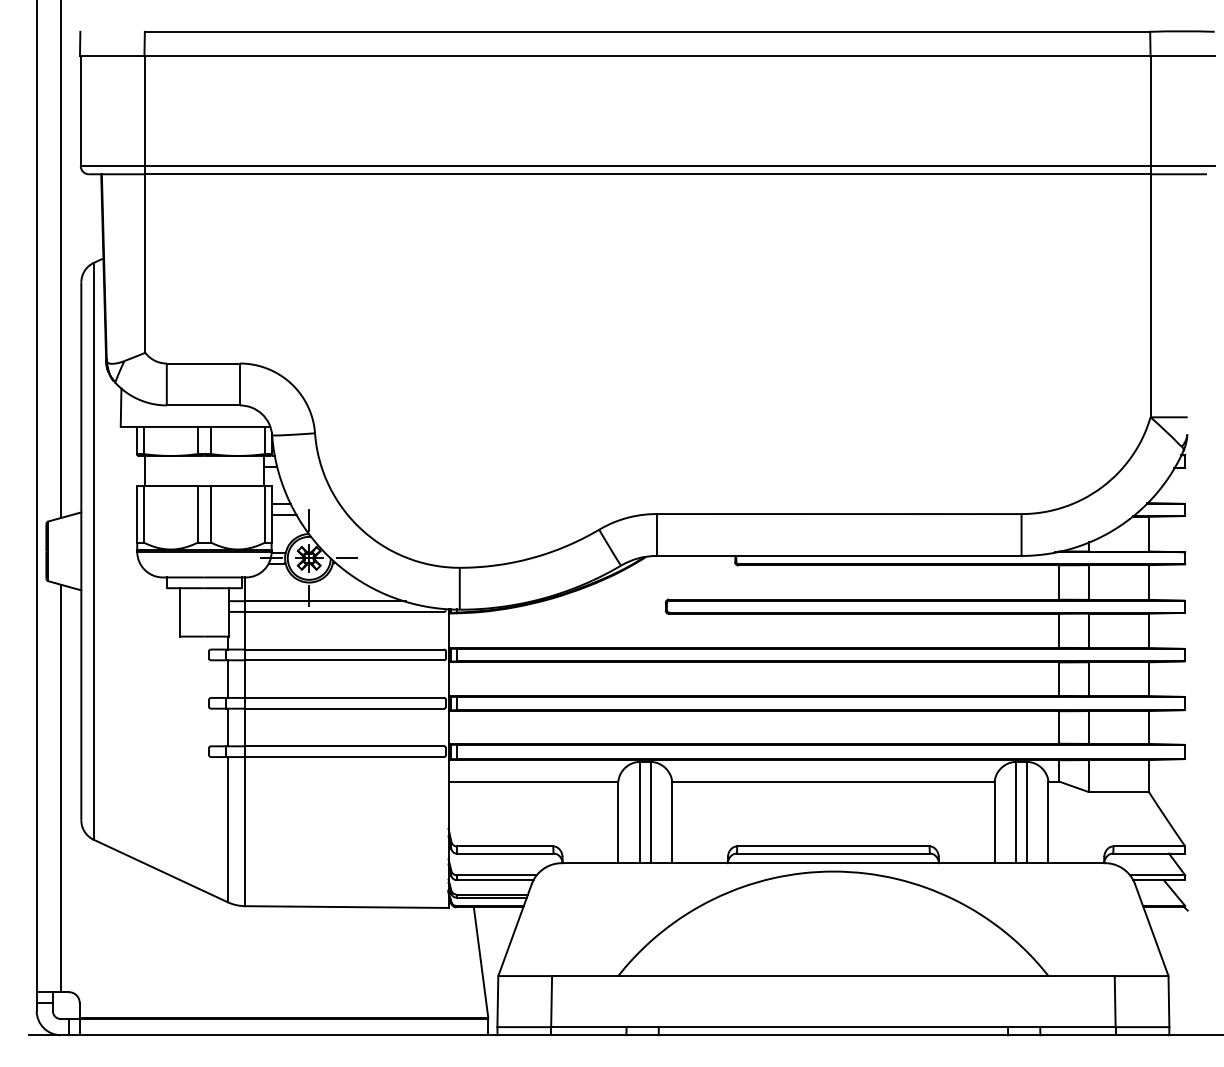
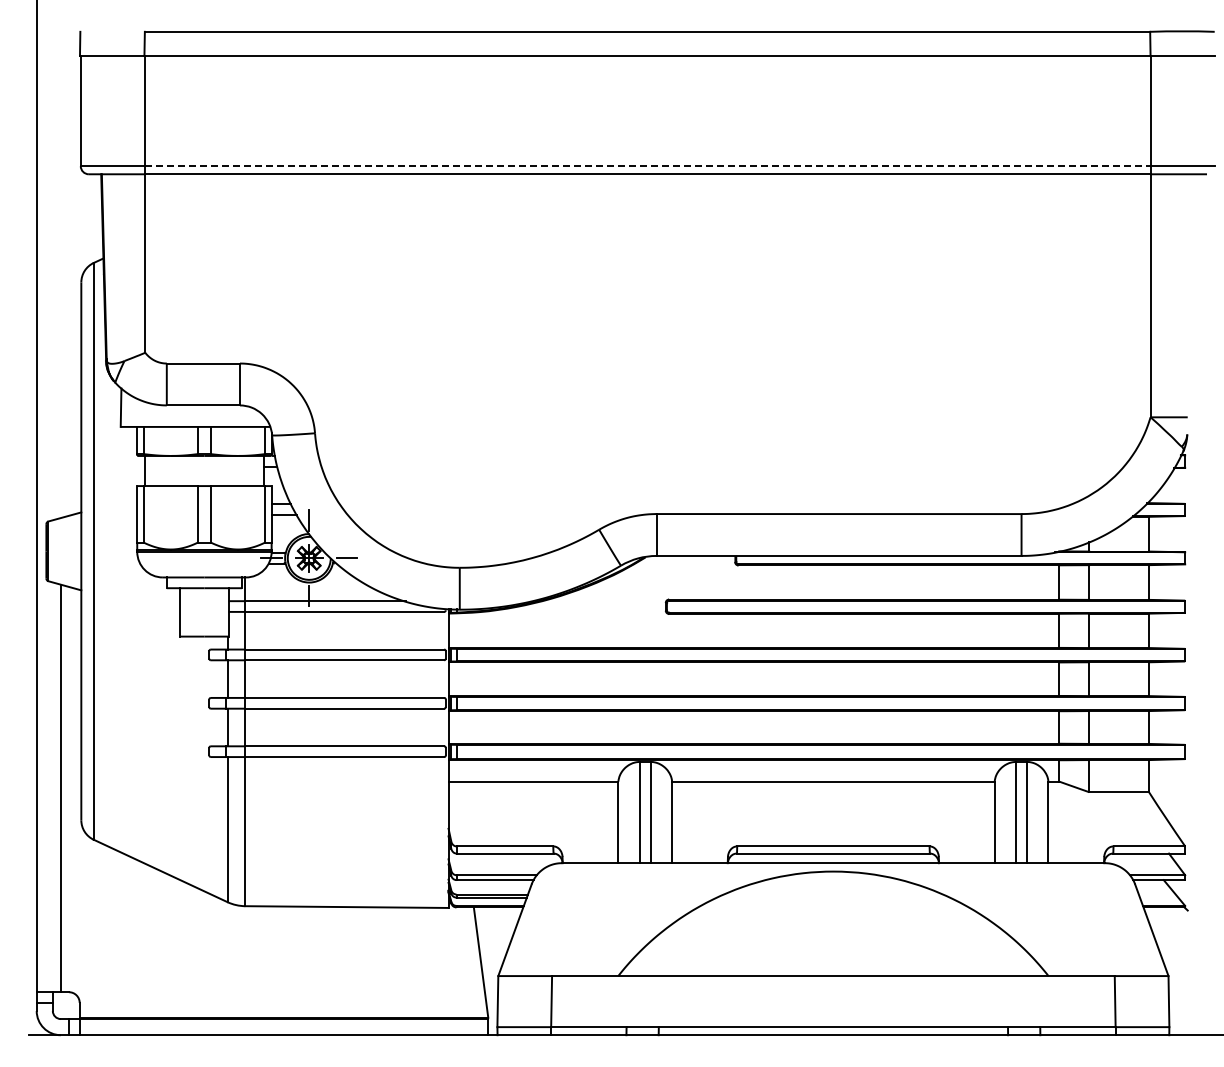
line: solid -> dashed (647, 166)
line: present -> none (60, 260)
